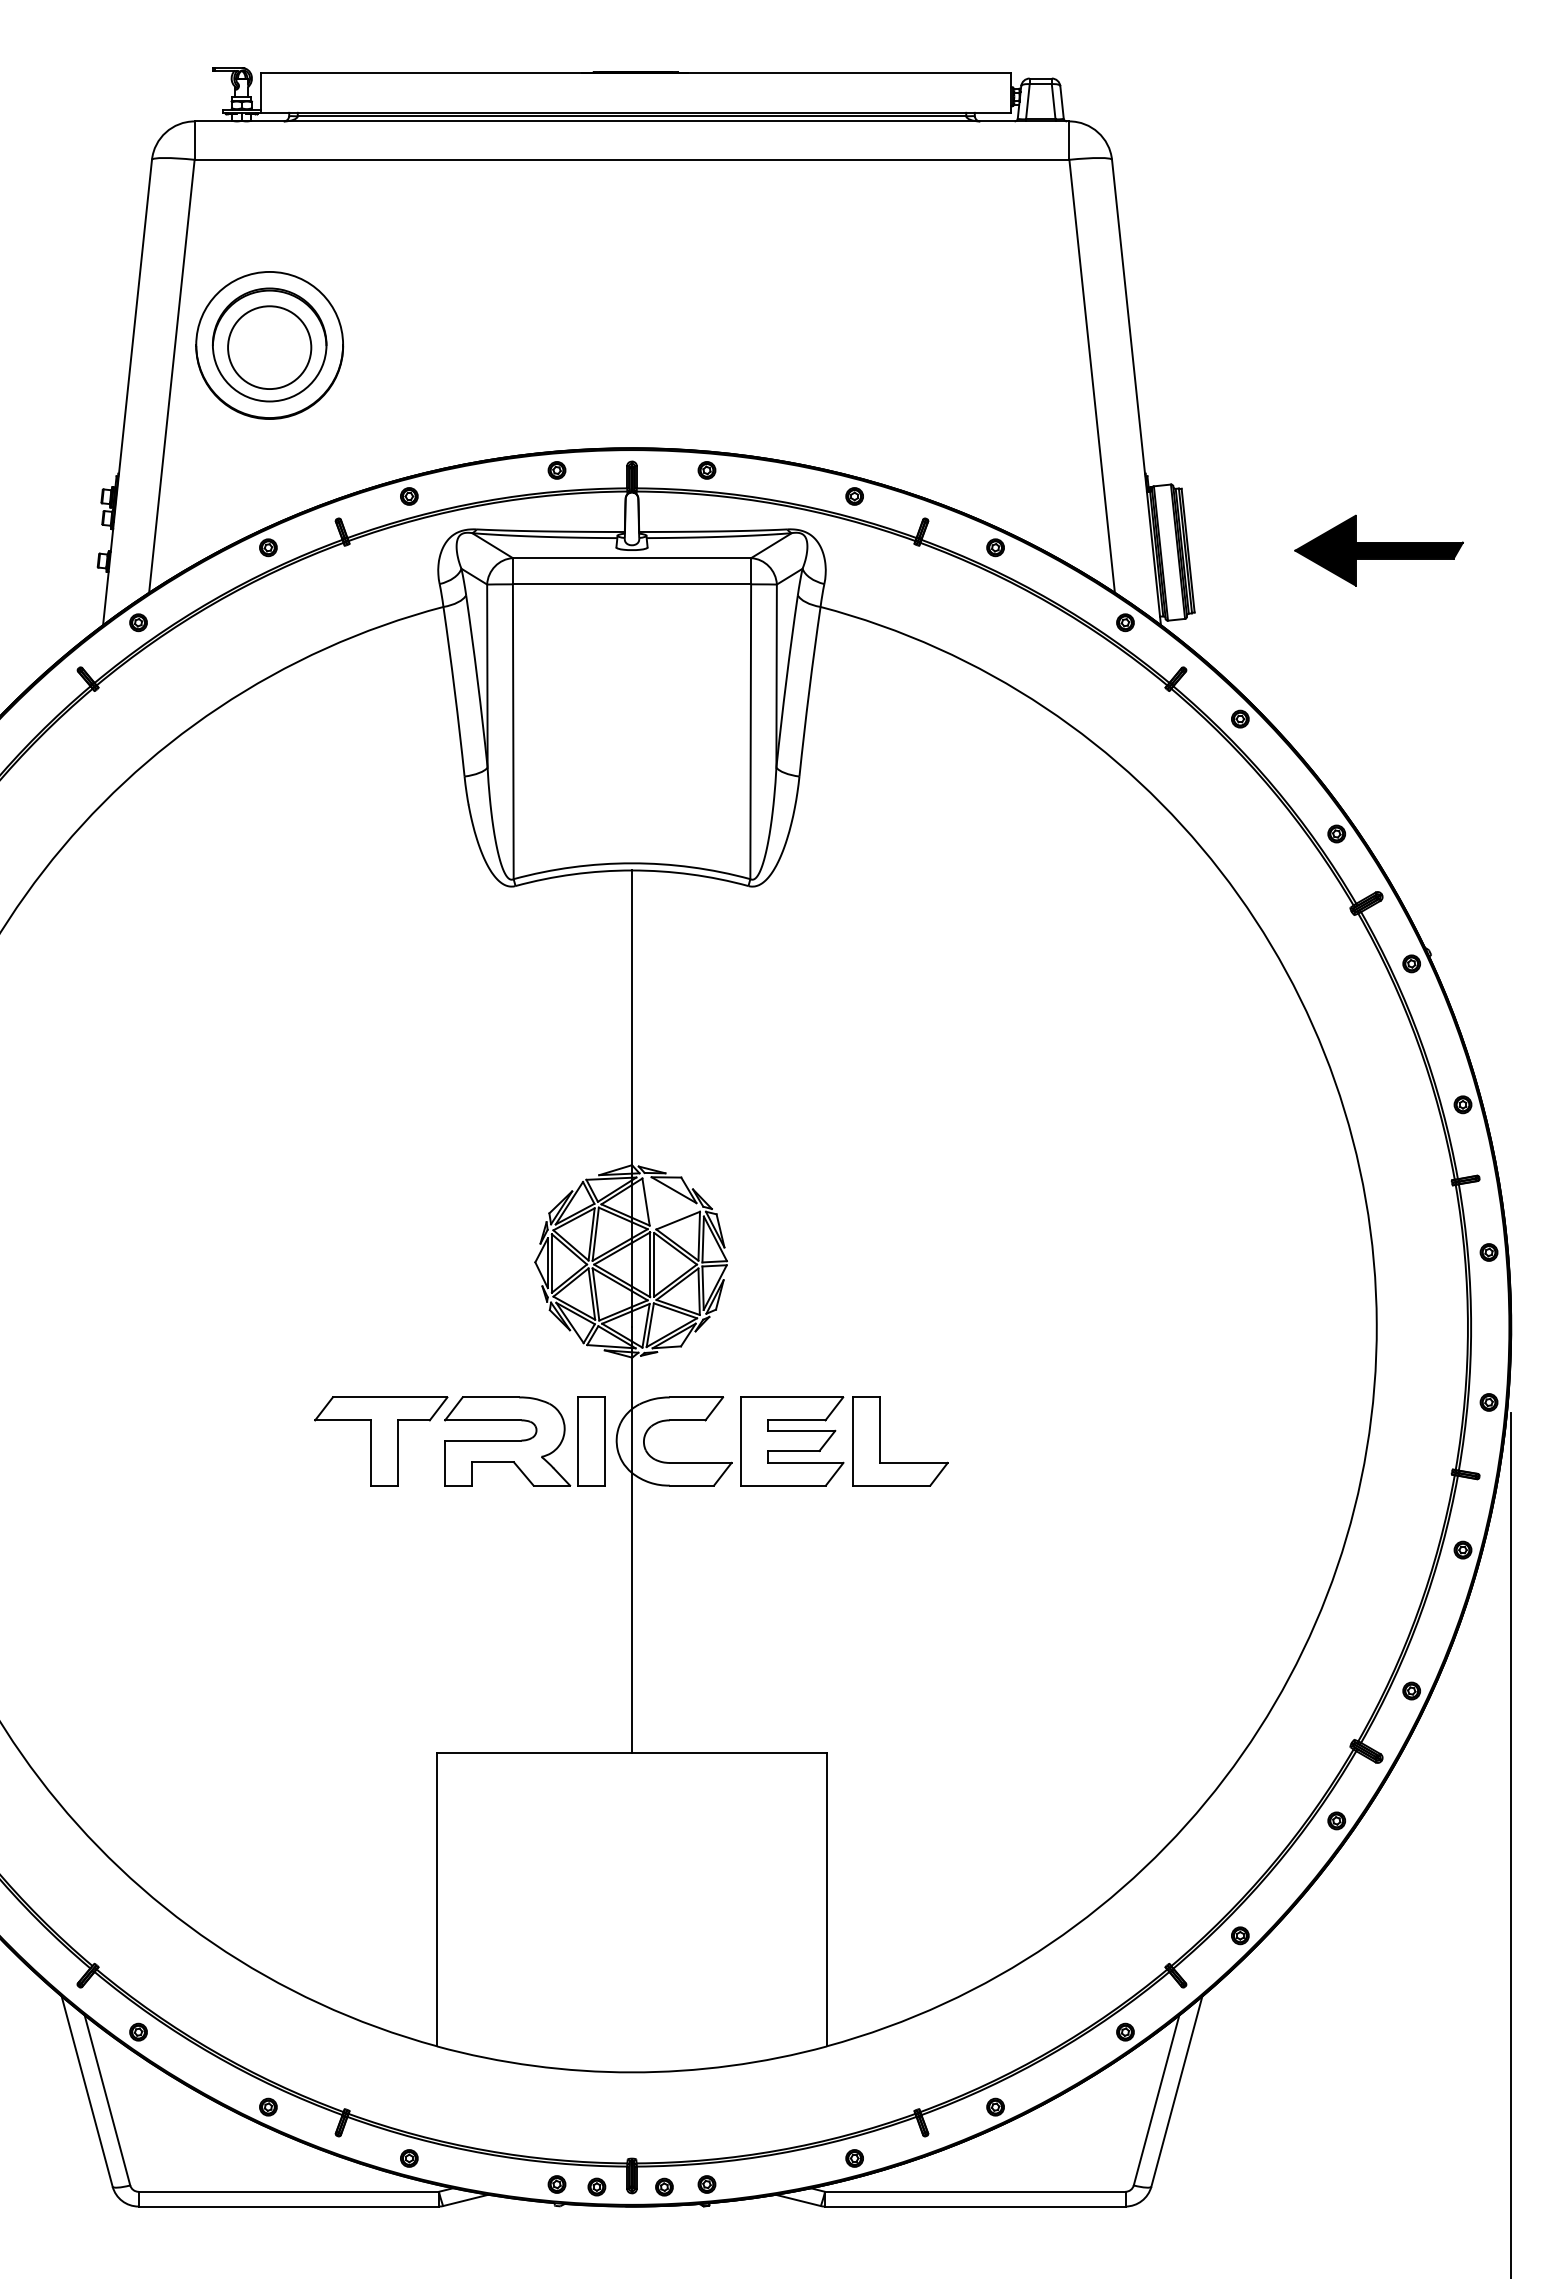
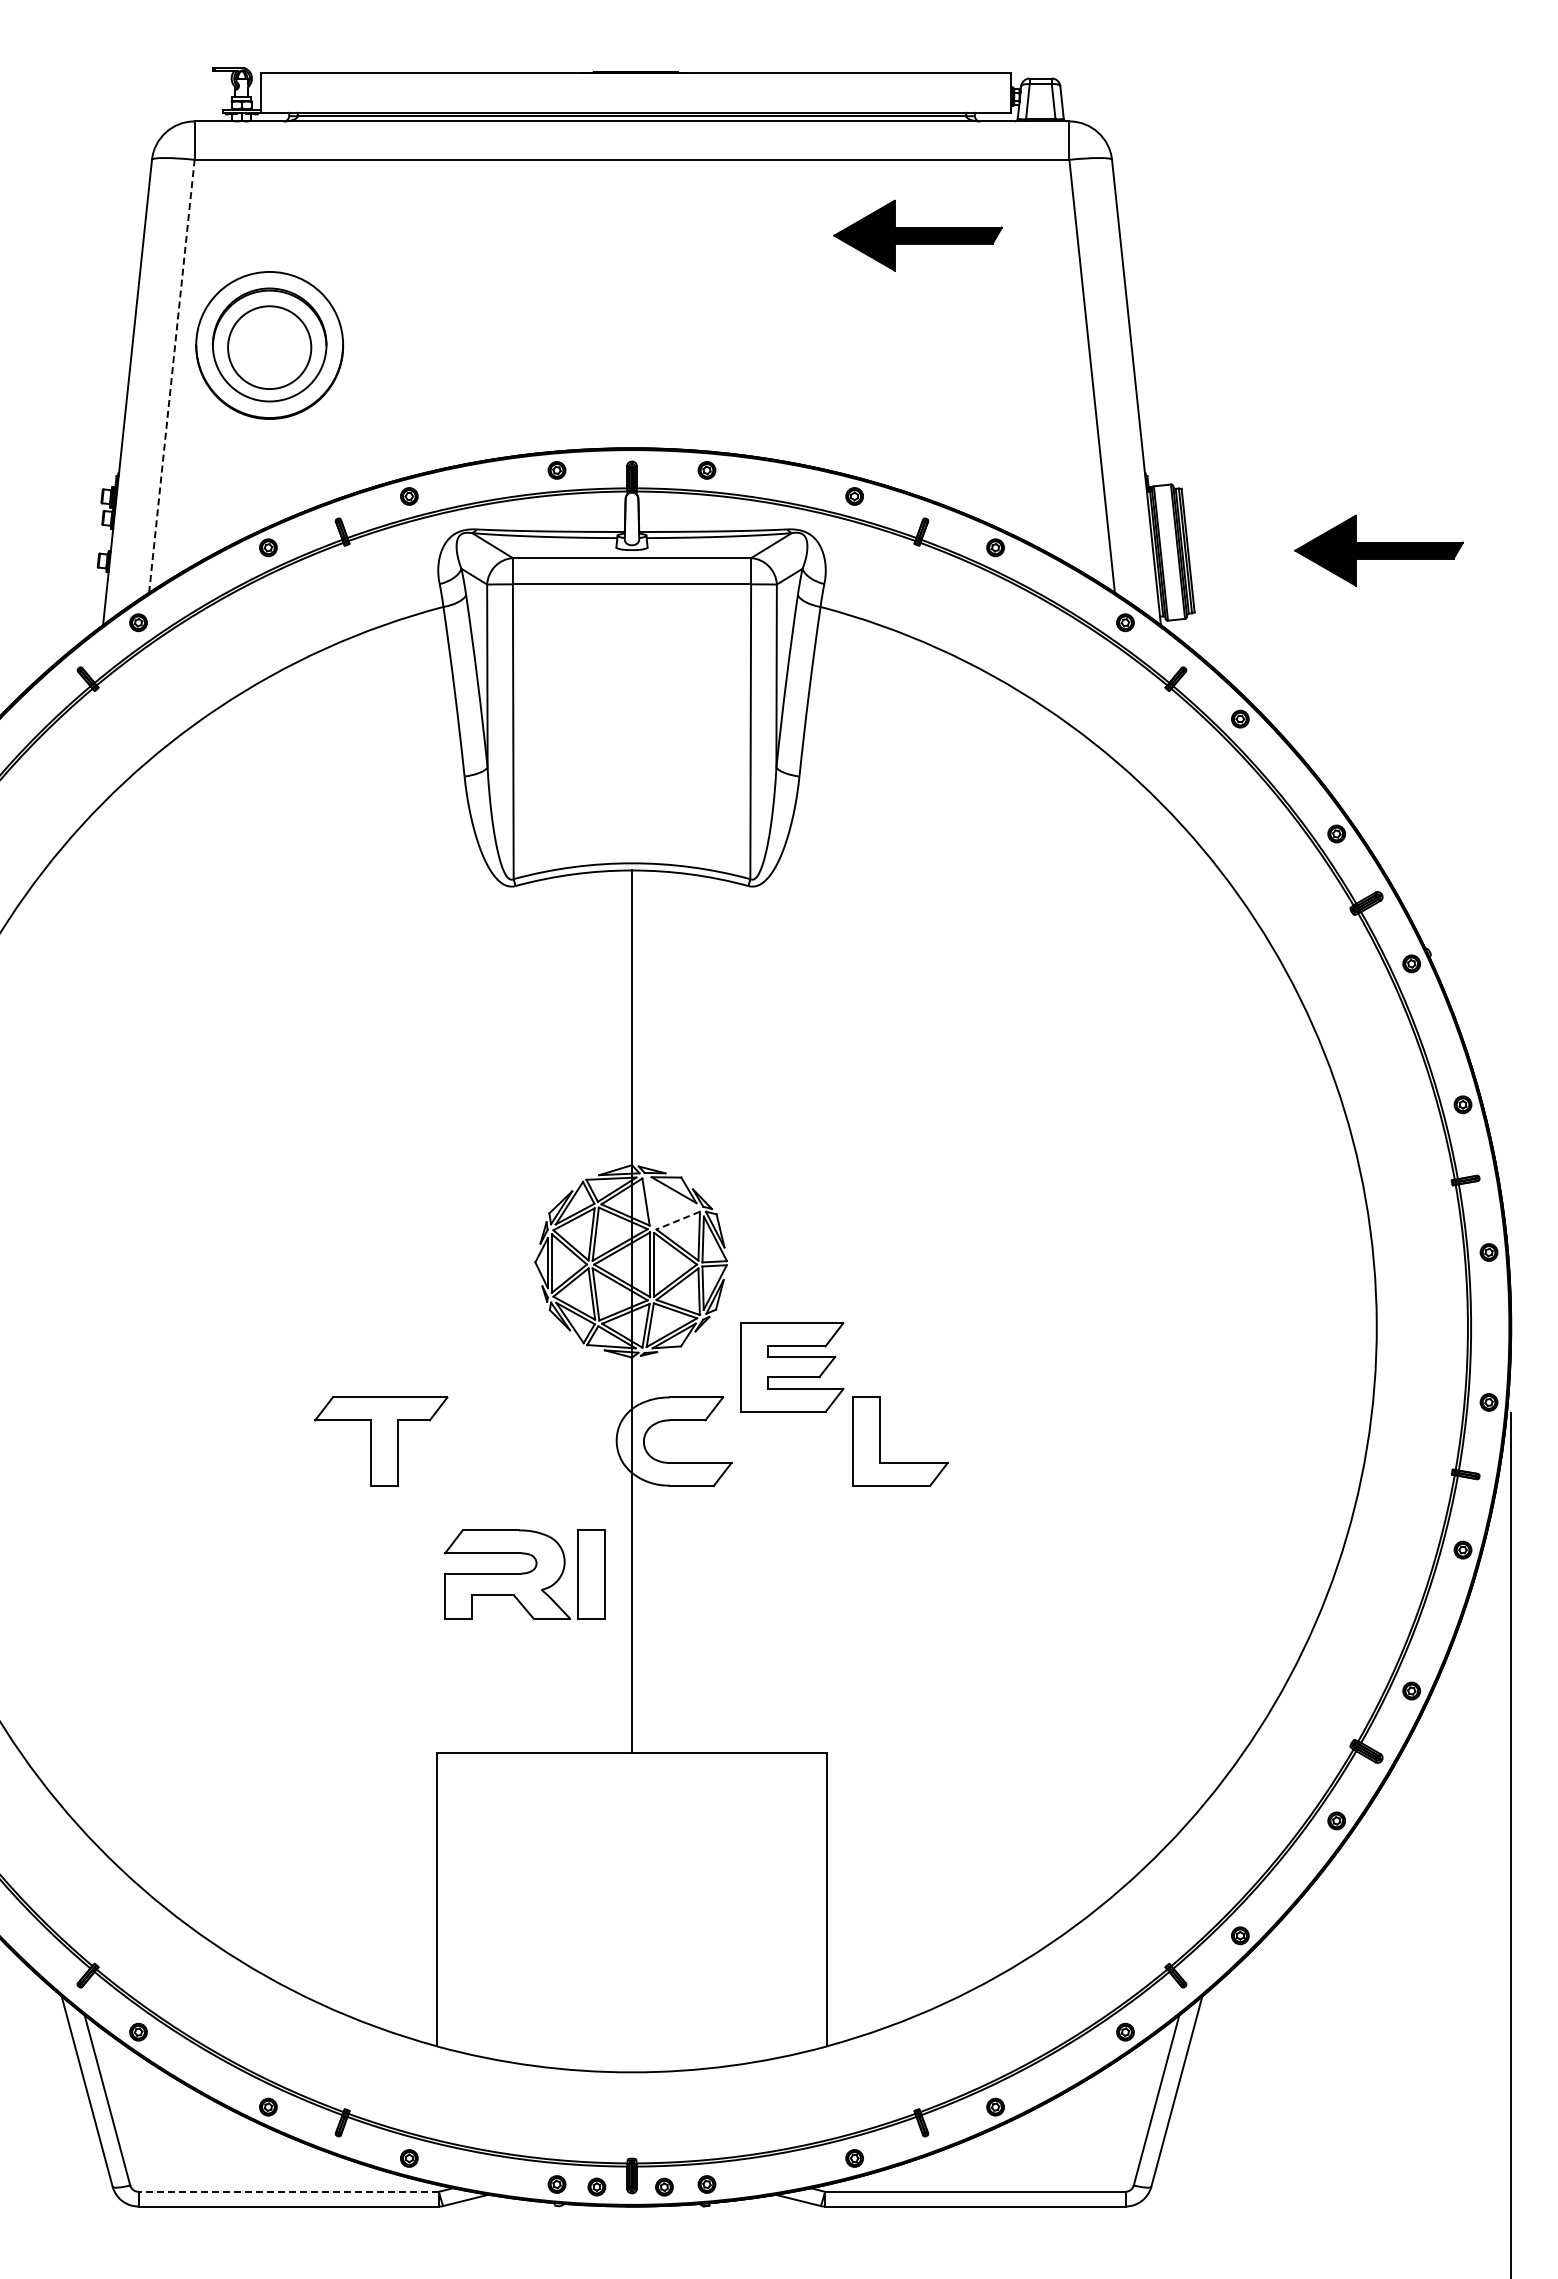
part: none -> present (917, 235)
line: solid -> dashed (171, 376)
line: solid -> dashed (678, 1220)
part position: (524, 1441) -> (524, 1574) (524, 1574)
part position: (792, 1441) -> (792, 1367) (792, 1367)
line: solid -> dashed (288, 2191)
